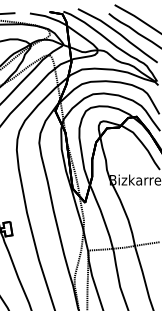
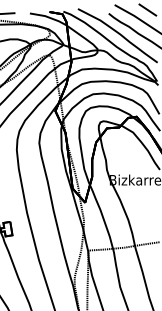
line: none -> present (147, 9)
